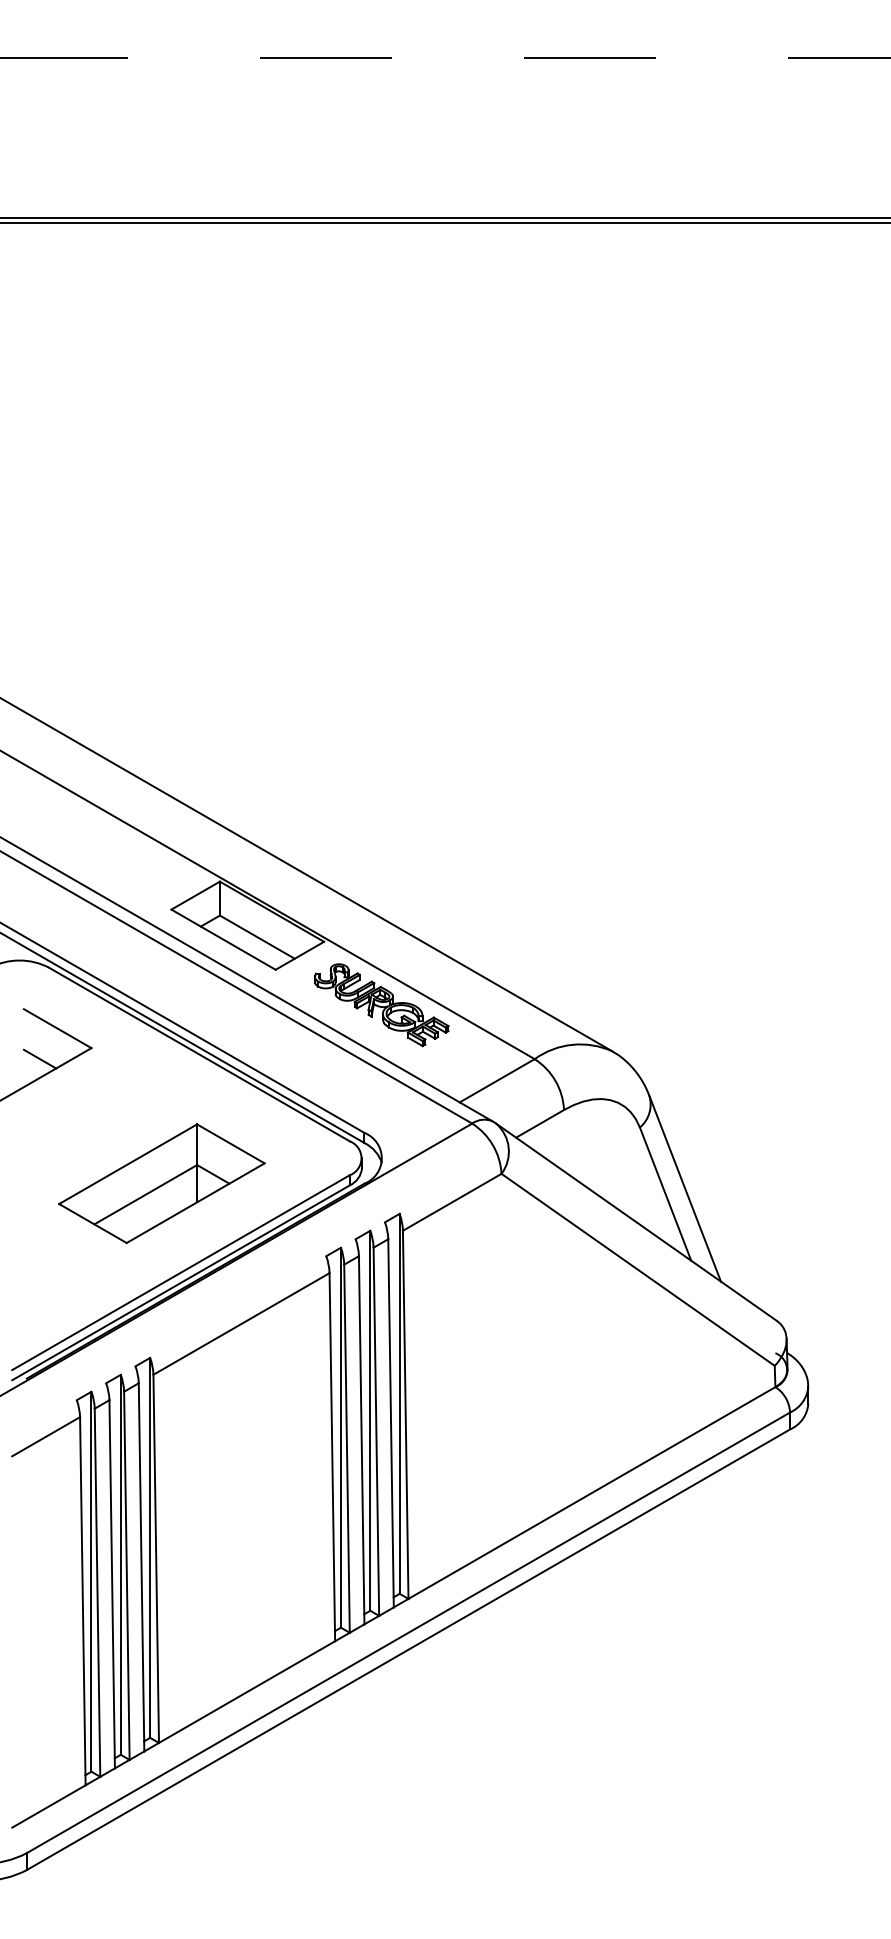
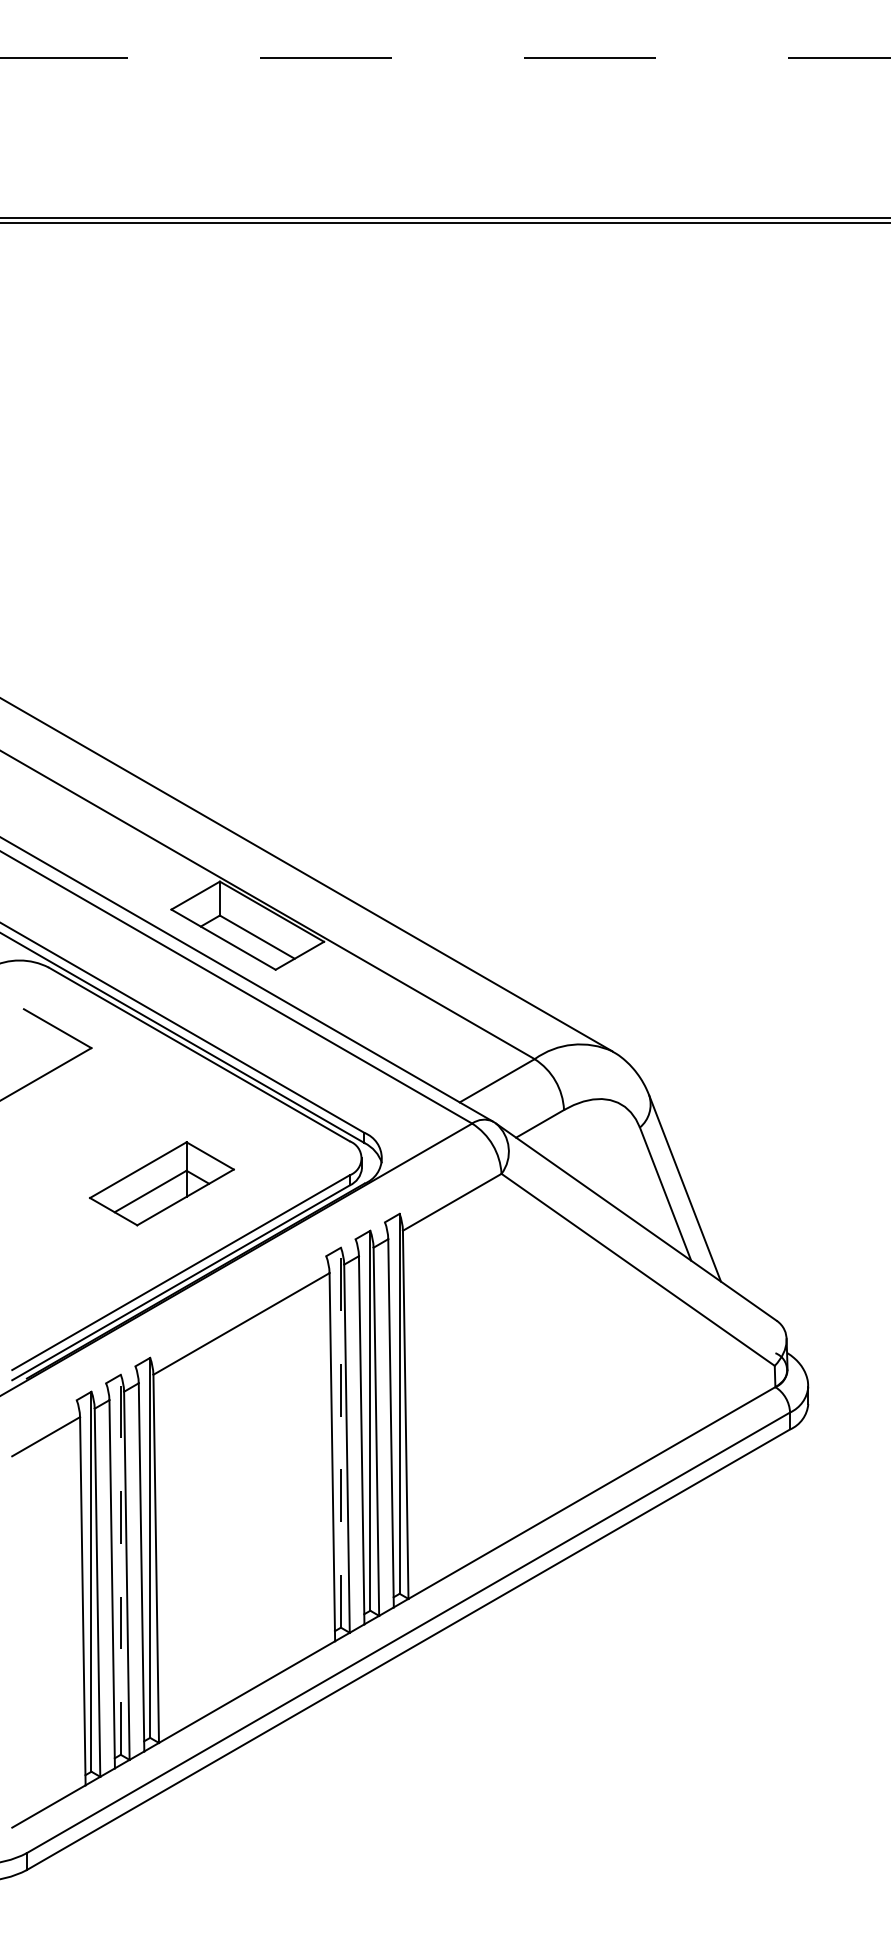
part: present -> none (381, 1005)
line: present -> none (39, 1058)
part size: 208x122 px -> 146x86 px (161, 1183)
line: solid -> dashed (340, 1437)
line: solid -> dashed (120, 1564)
